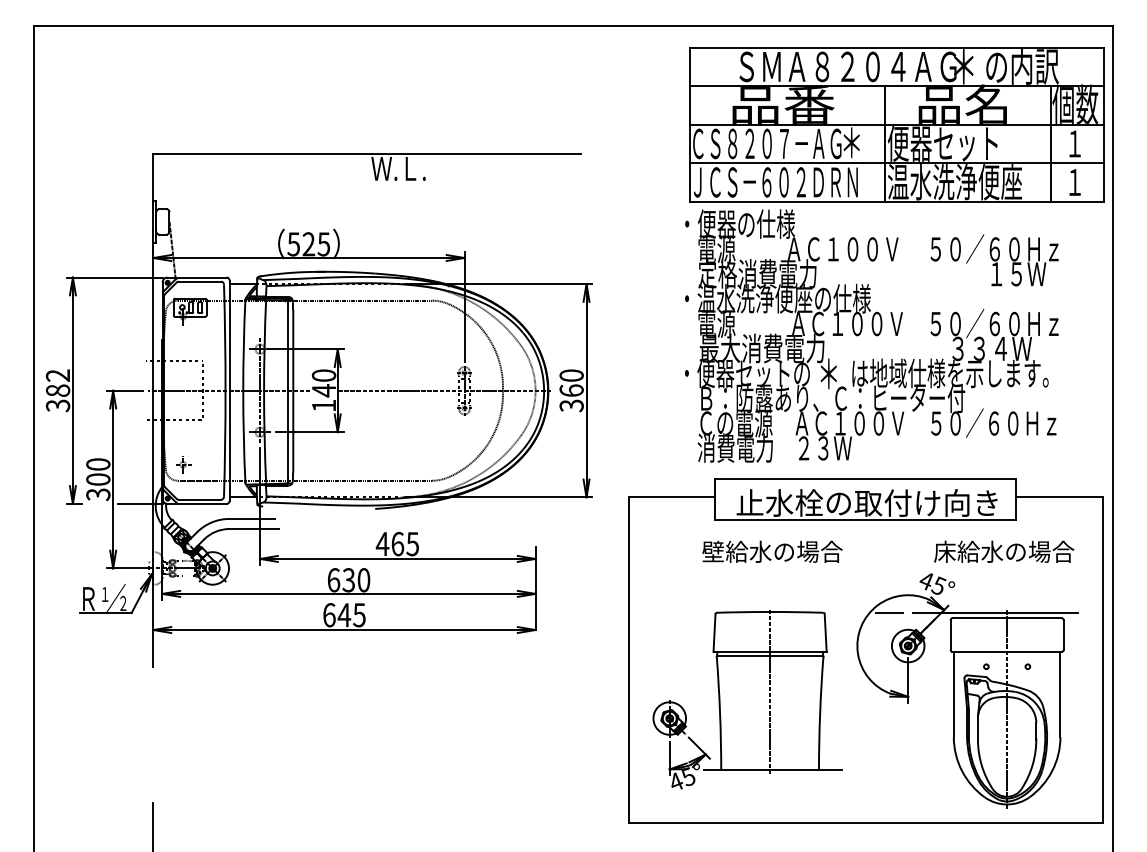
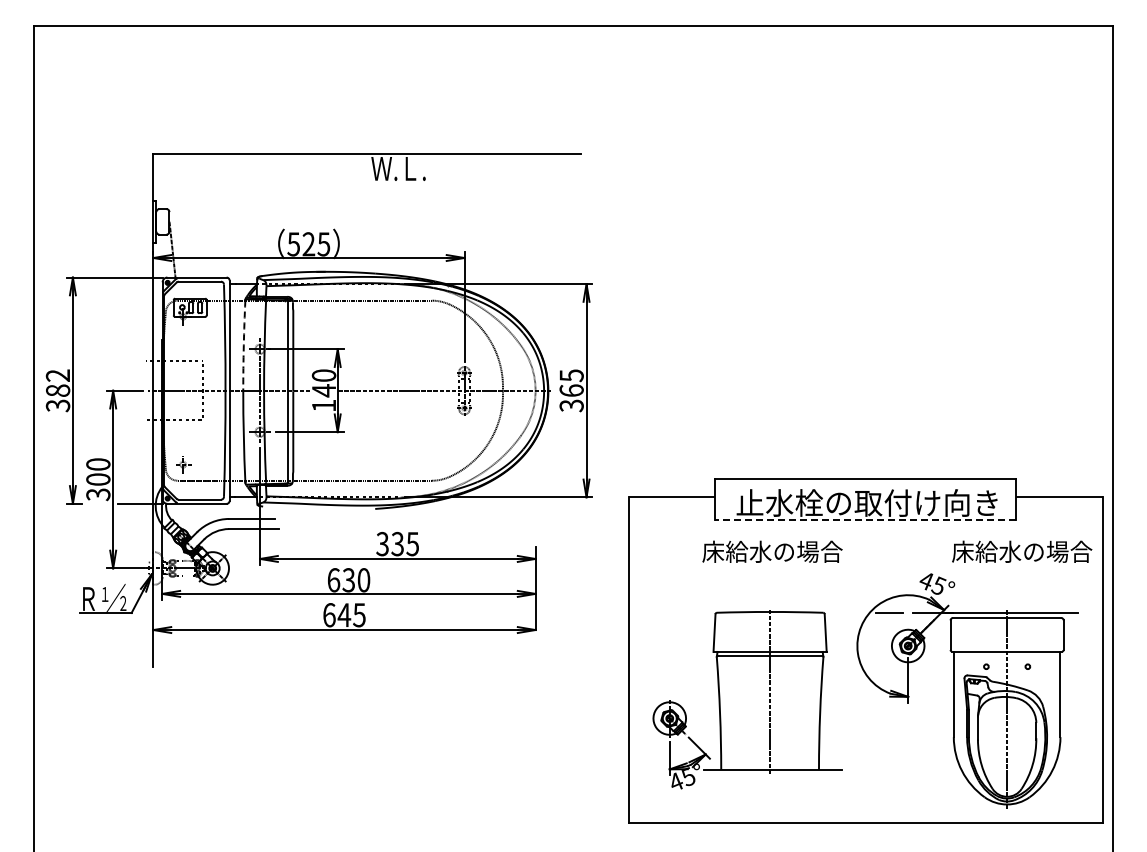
part: present -> none (894, 254)
arc: solid -> dashed (243, 345)
text: 360 -> 365 (571, 375)
line: solid -> dashed (865, 520)
text: 465 -> 335 (389, 543)
text: 壁給水の場合 -> 床給水の場合 (713, 551)
text position: (1004, 551) -> (1022, 551) (1022, 551)
line: present -> none (153, 825)
